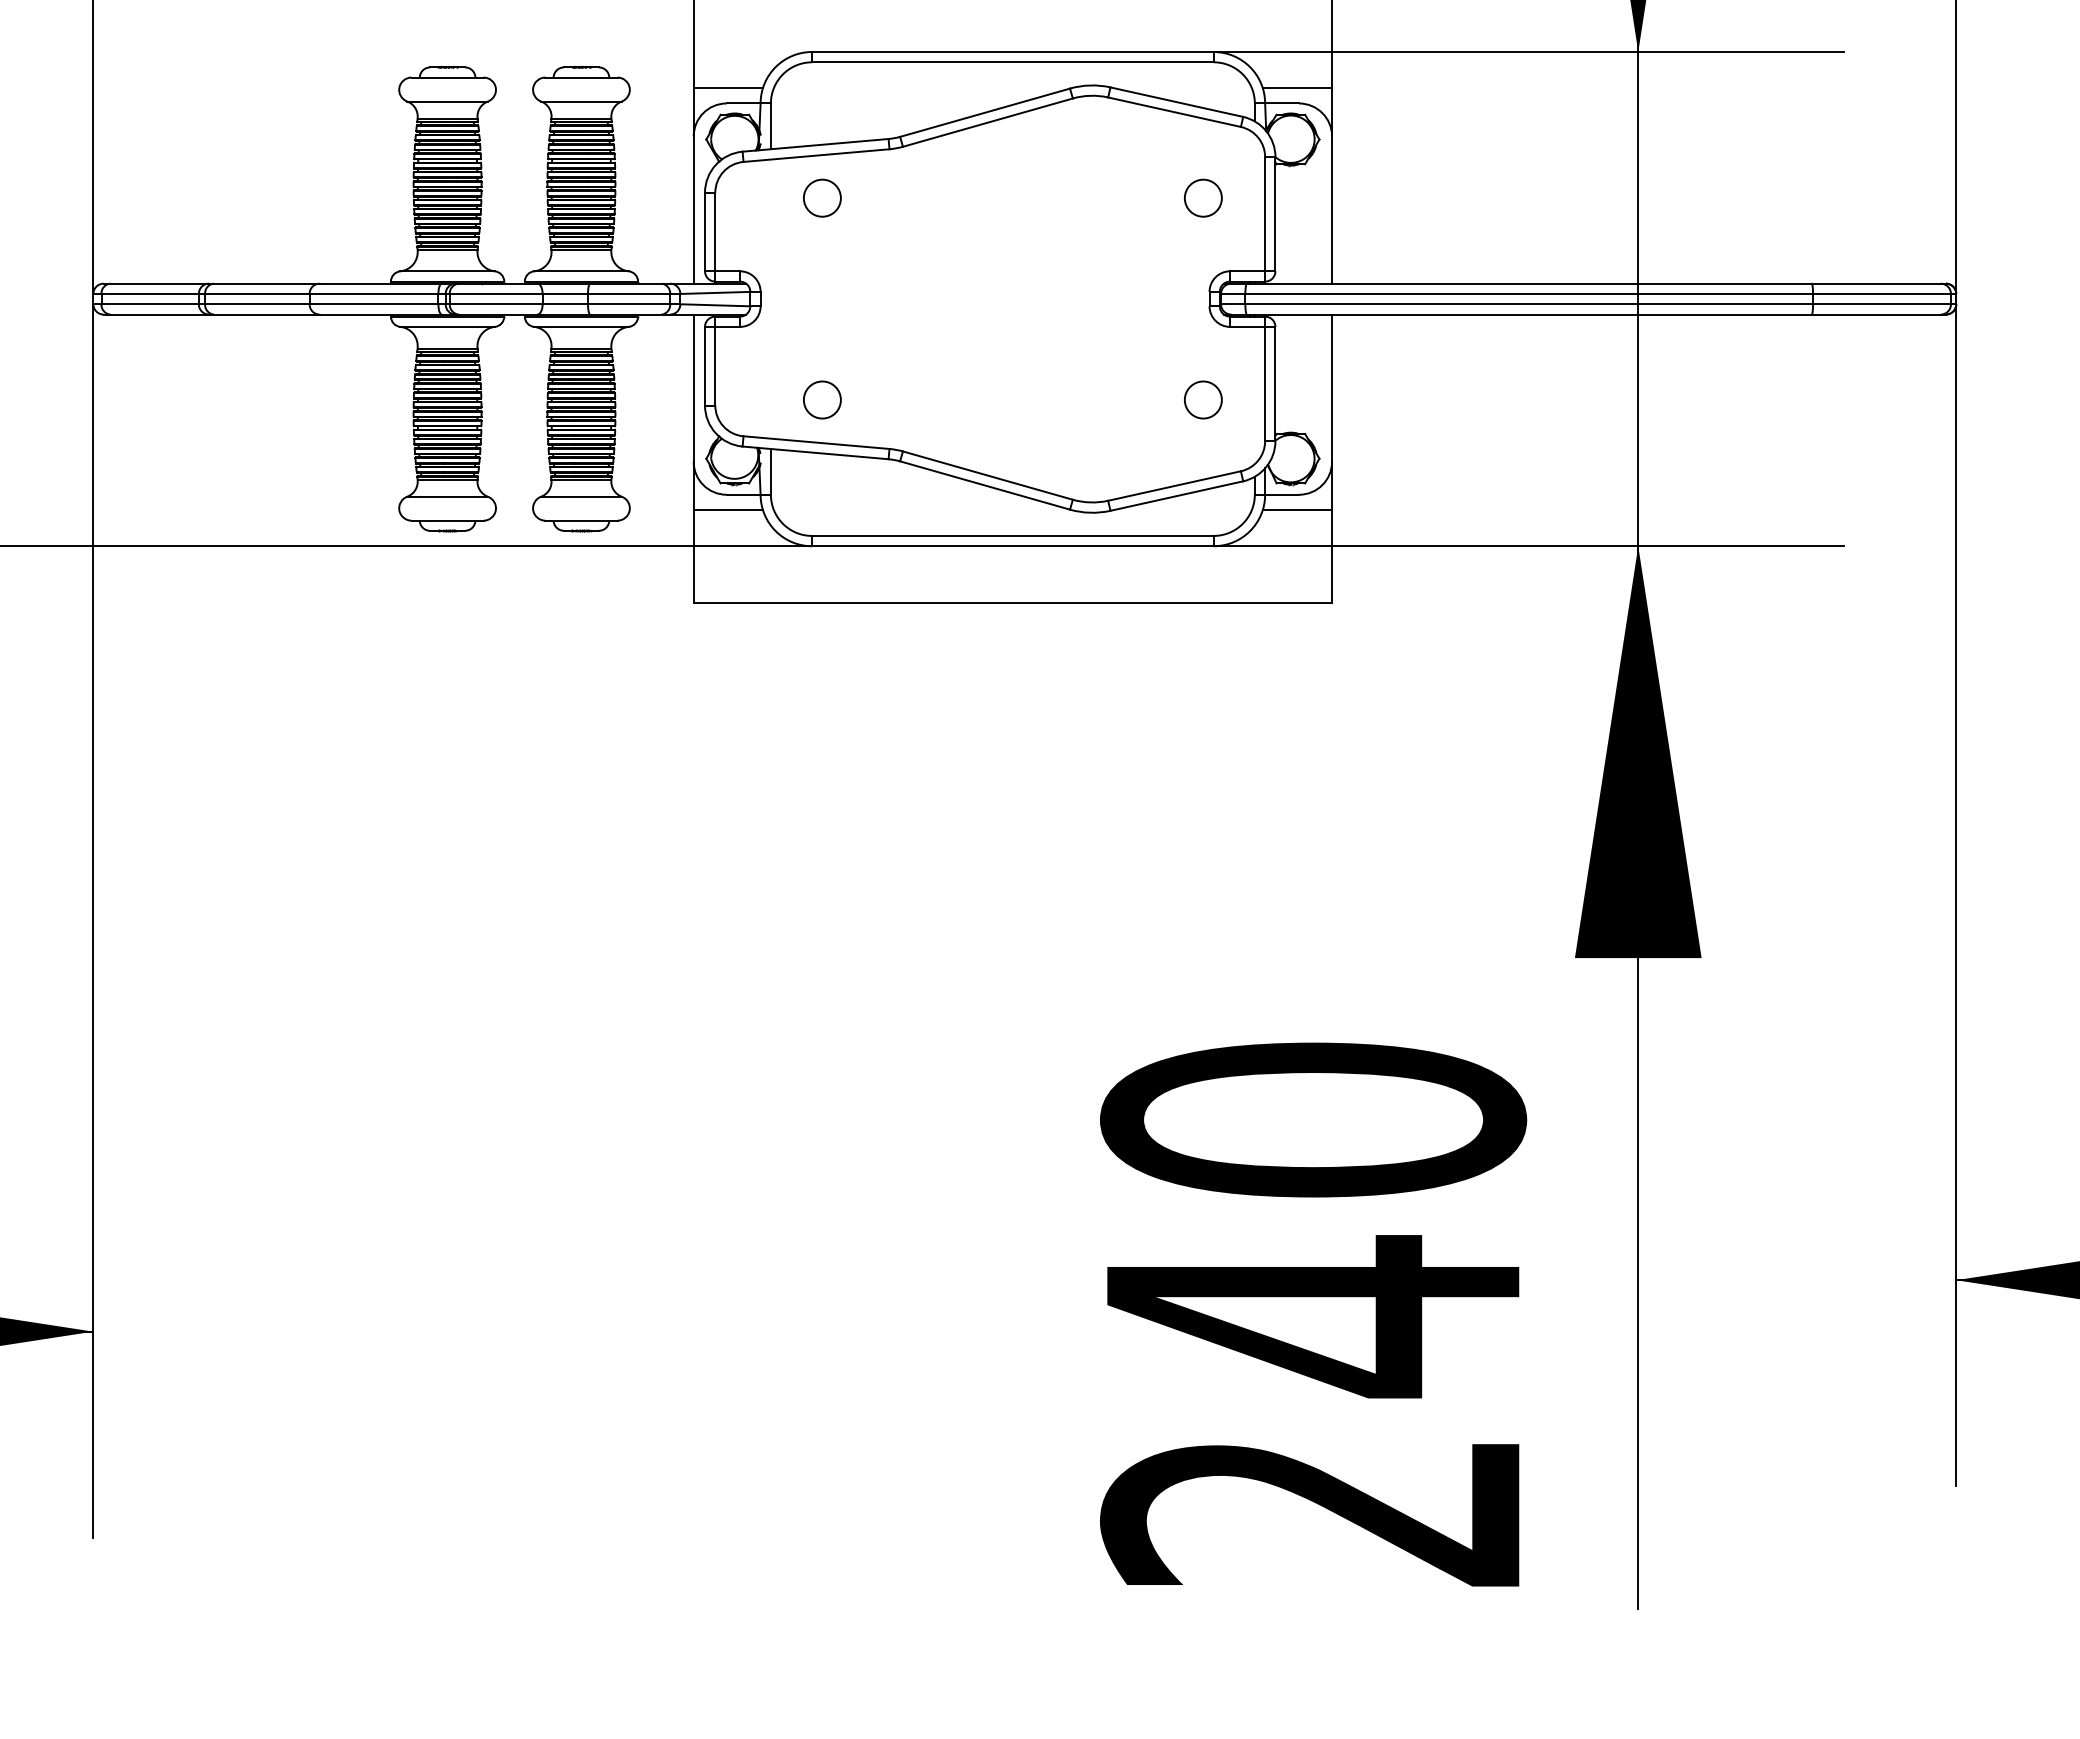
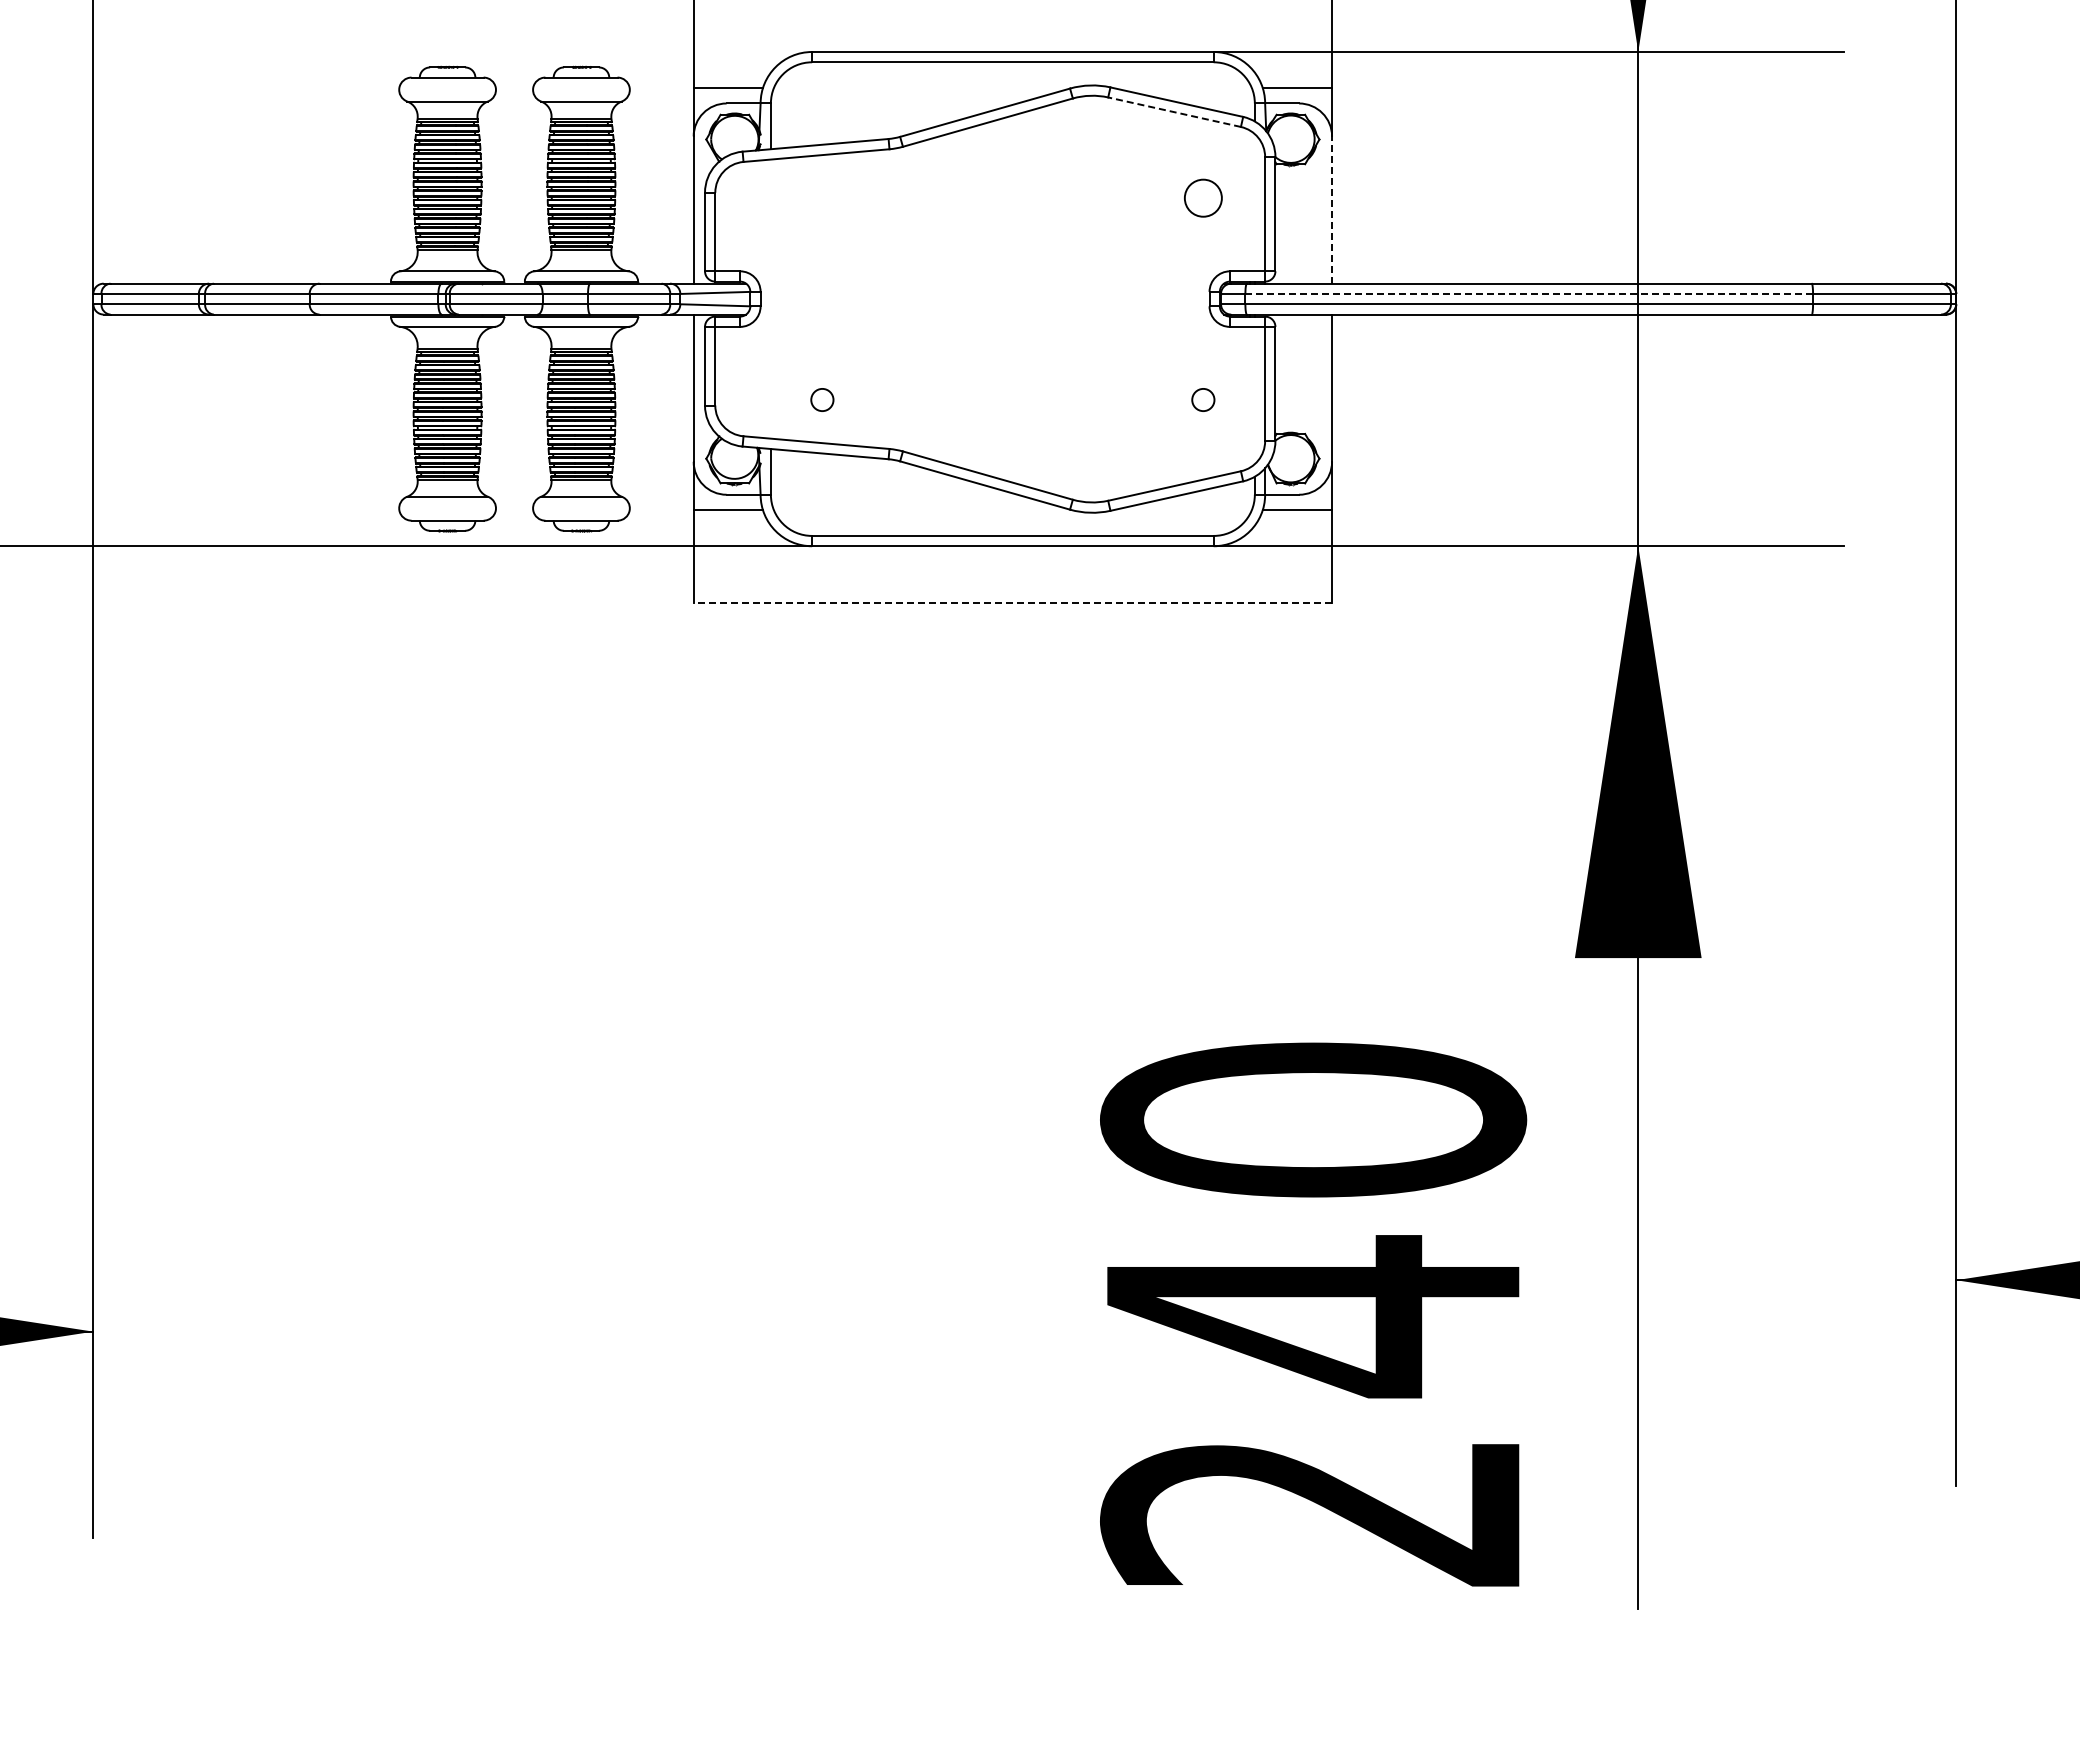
line: solid -> dashed (1174, 112)
circle: present -> none (822, 197)
line: solid -> dashed (1332, 210)
line: solid -> dashed (1529, 293)
circle diameter: 37 px -> 22 px (822, 399)
circle diameter: 37 px -> 22 px (1203, 399)
line: solid -> dashed (1012, 602)
